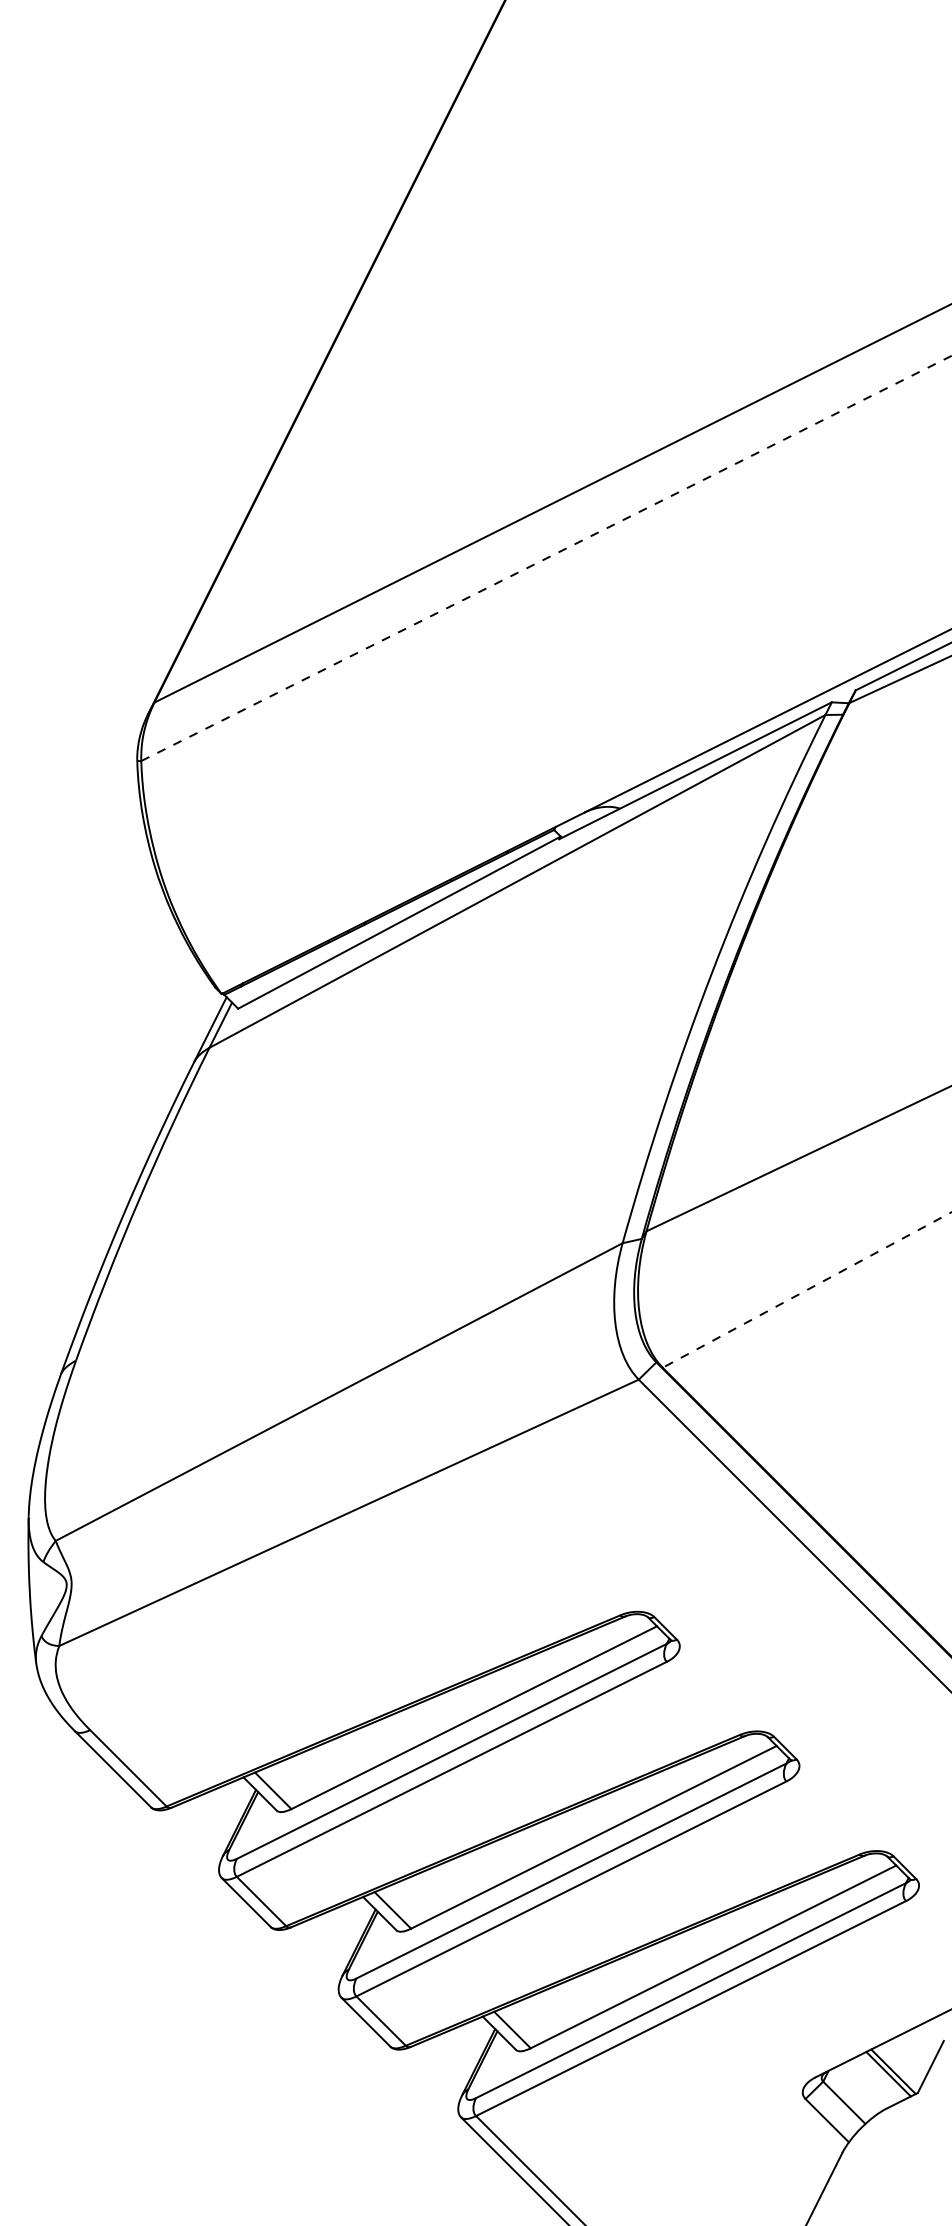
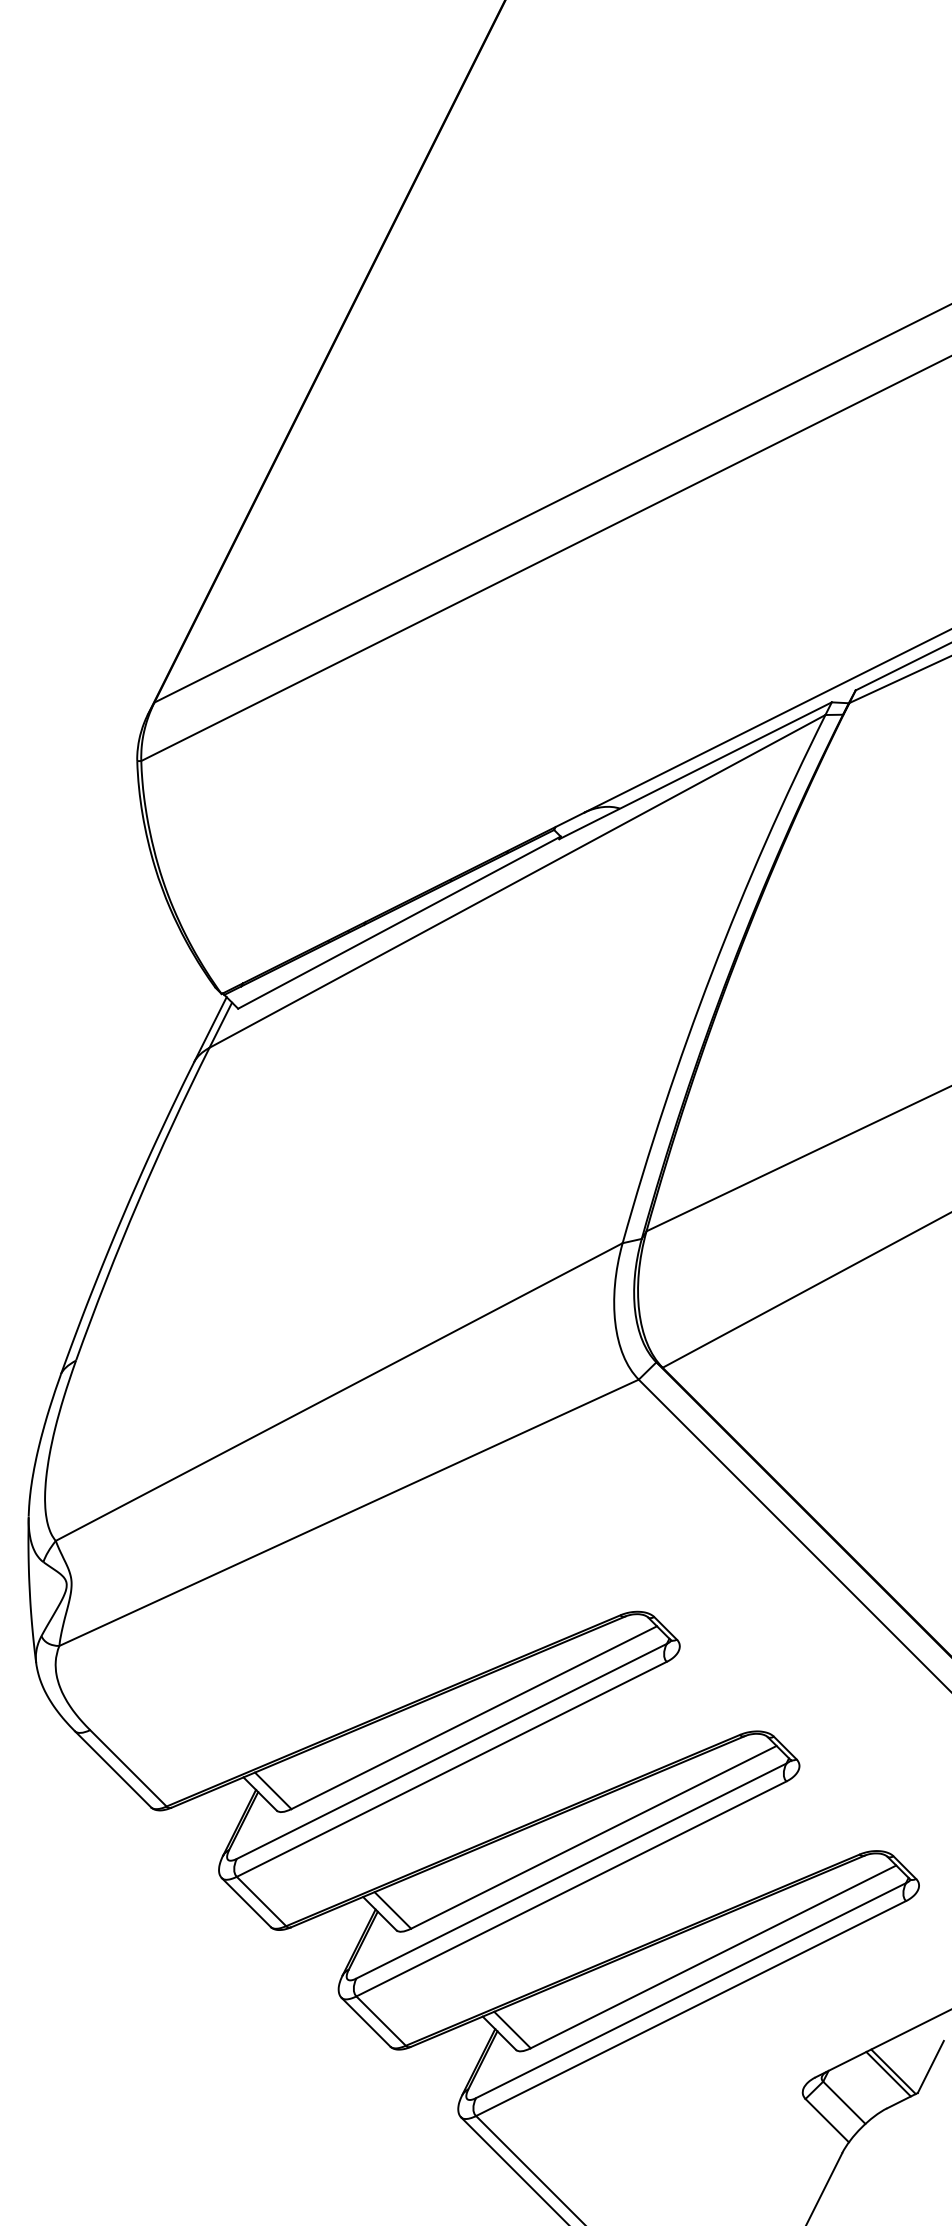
line: dashed -> solid (546, 558)
line: dashed -> solid (807, 1290)
